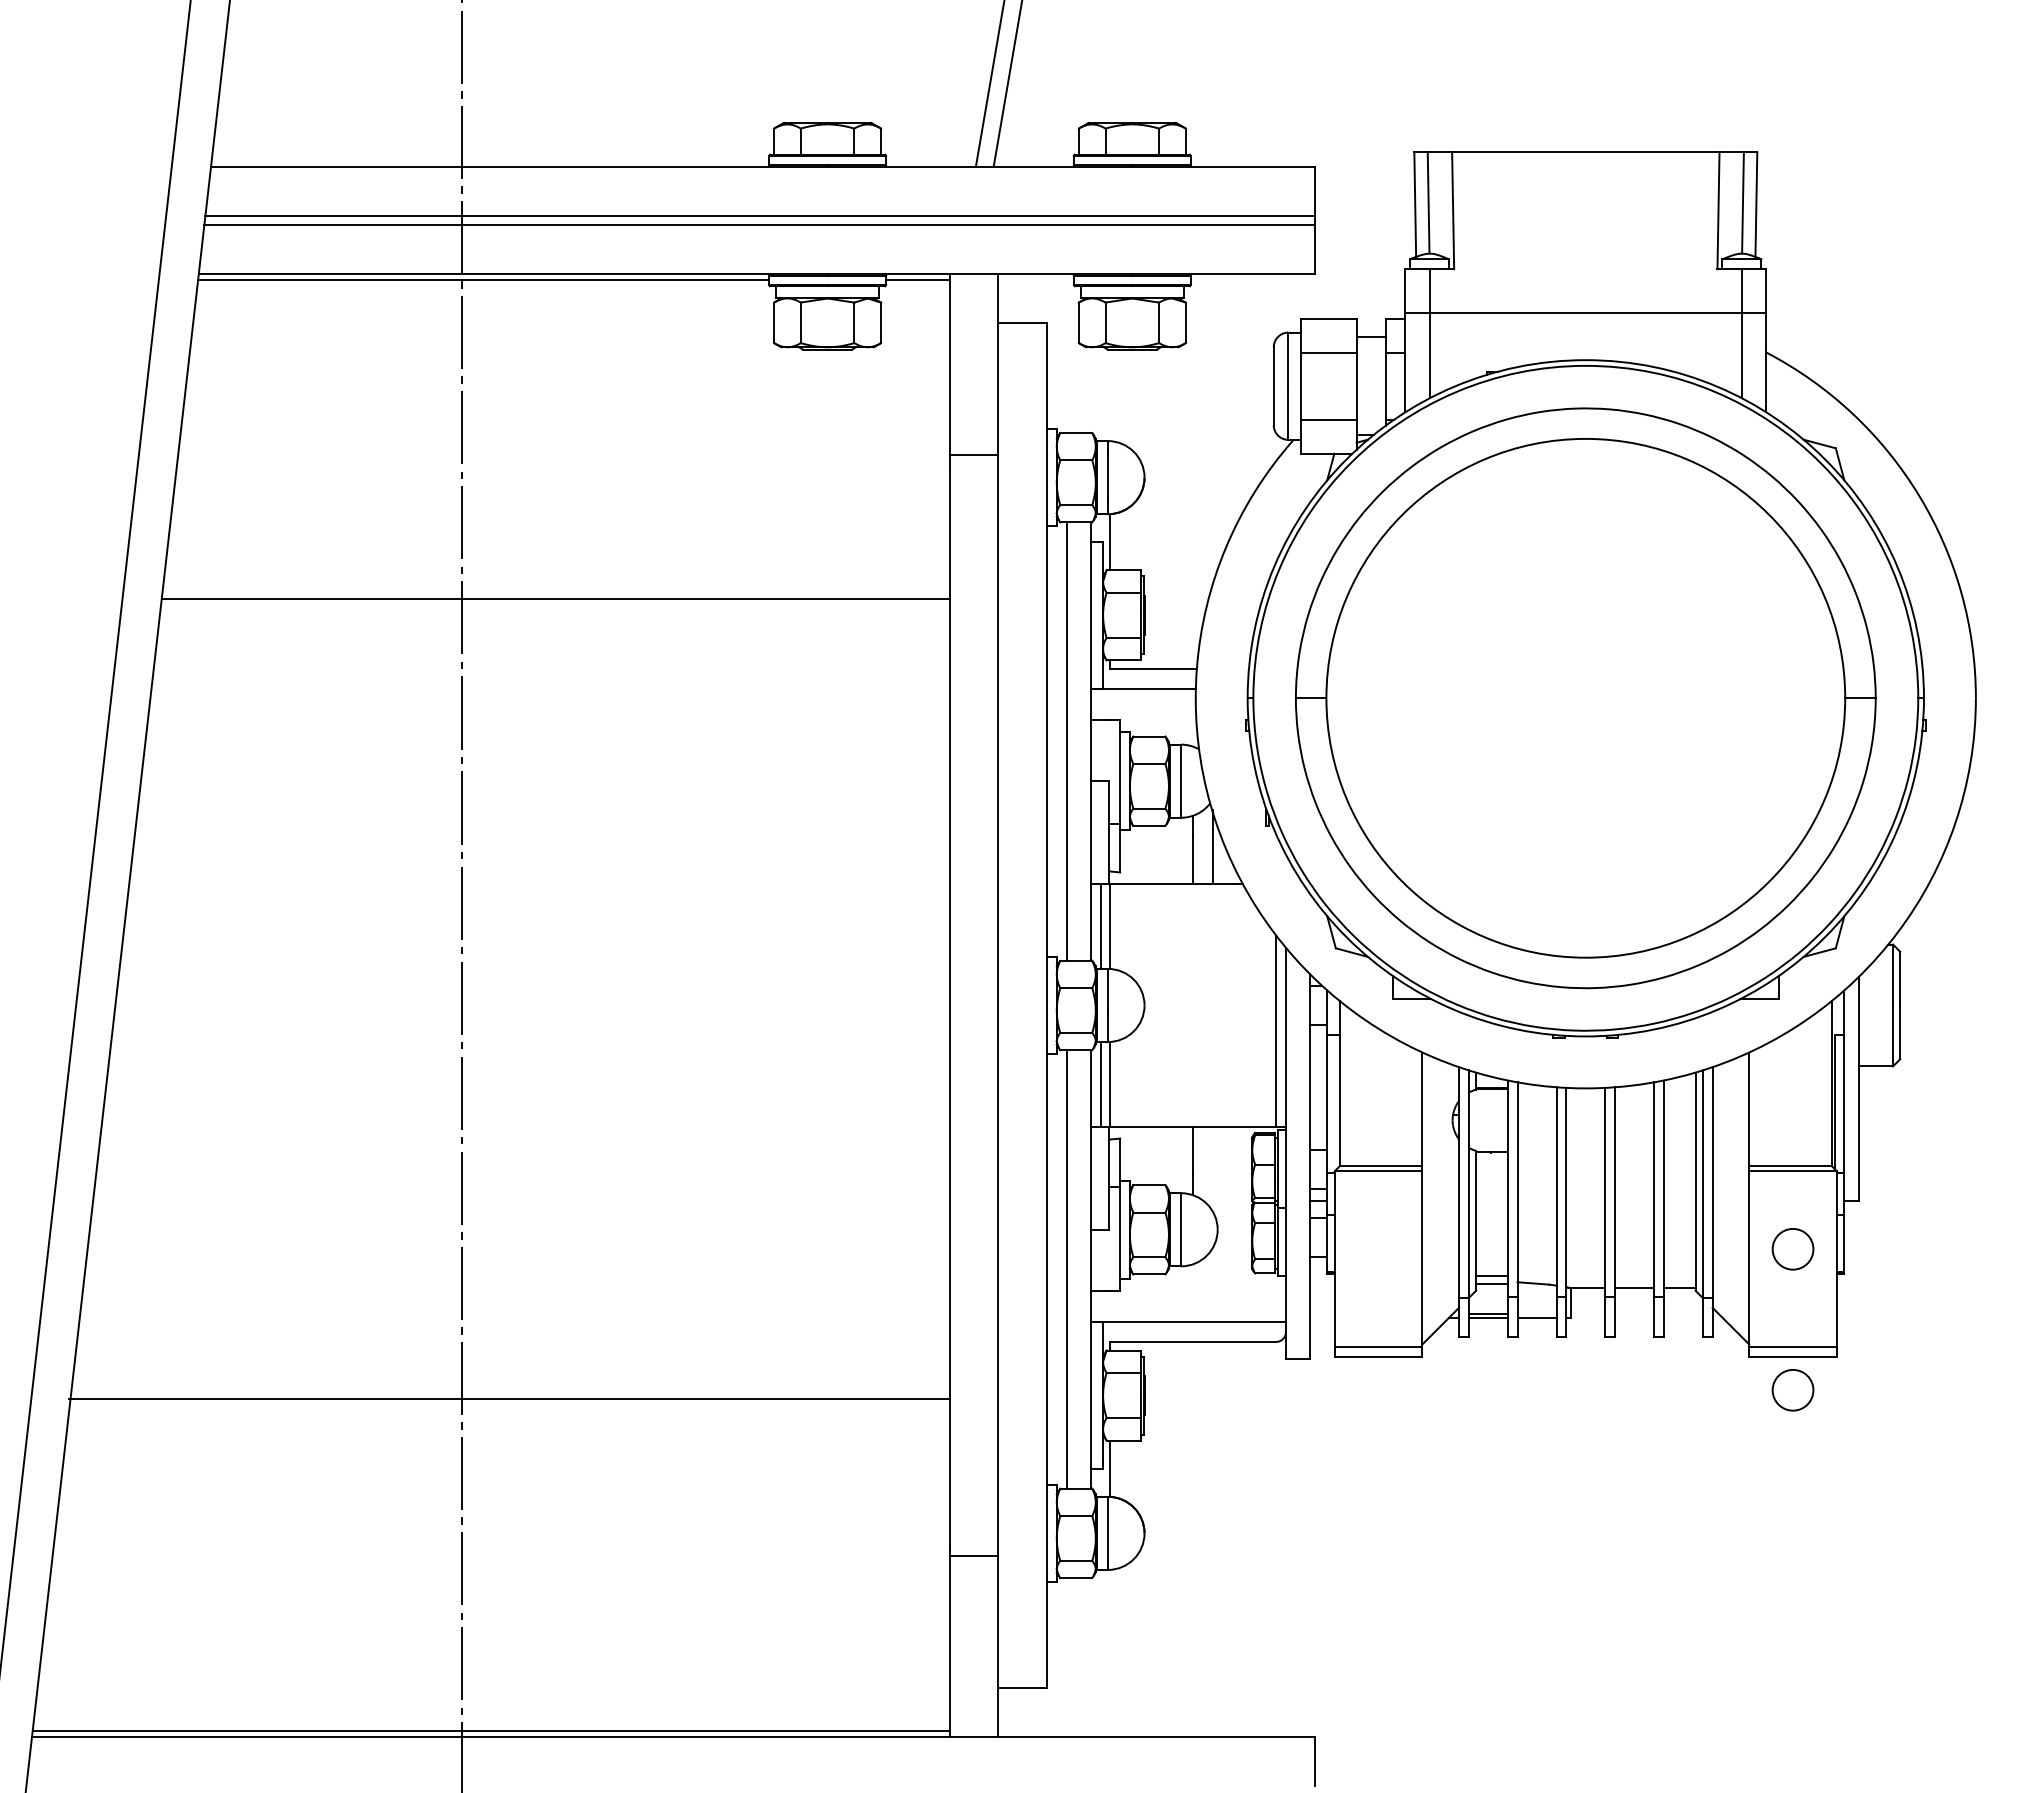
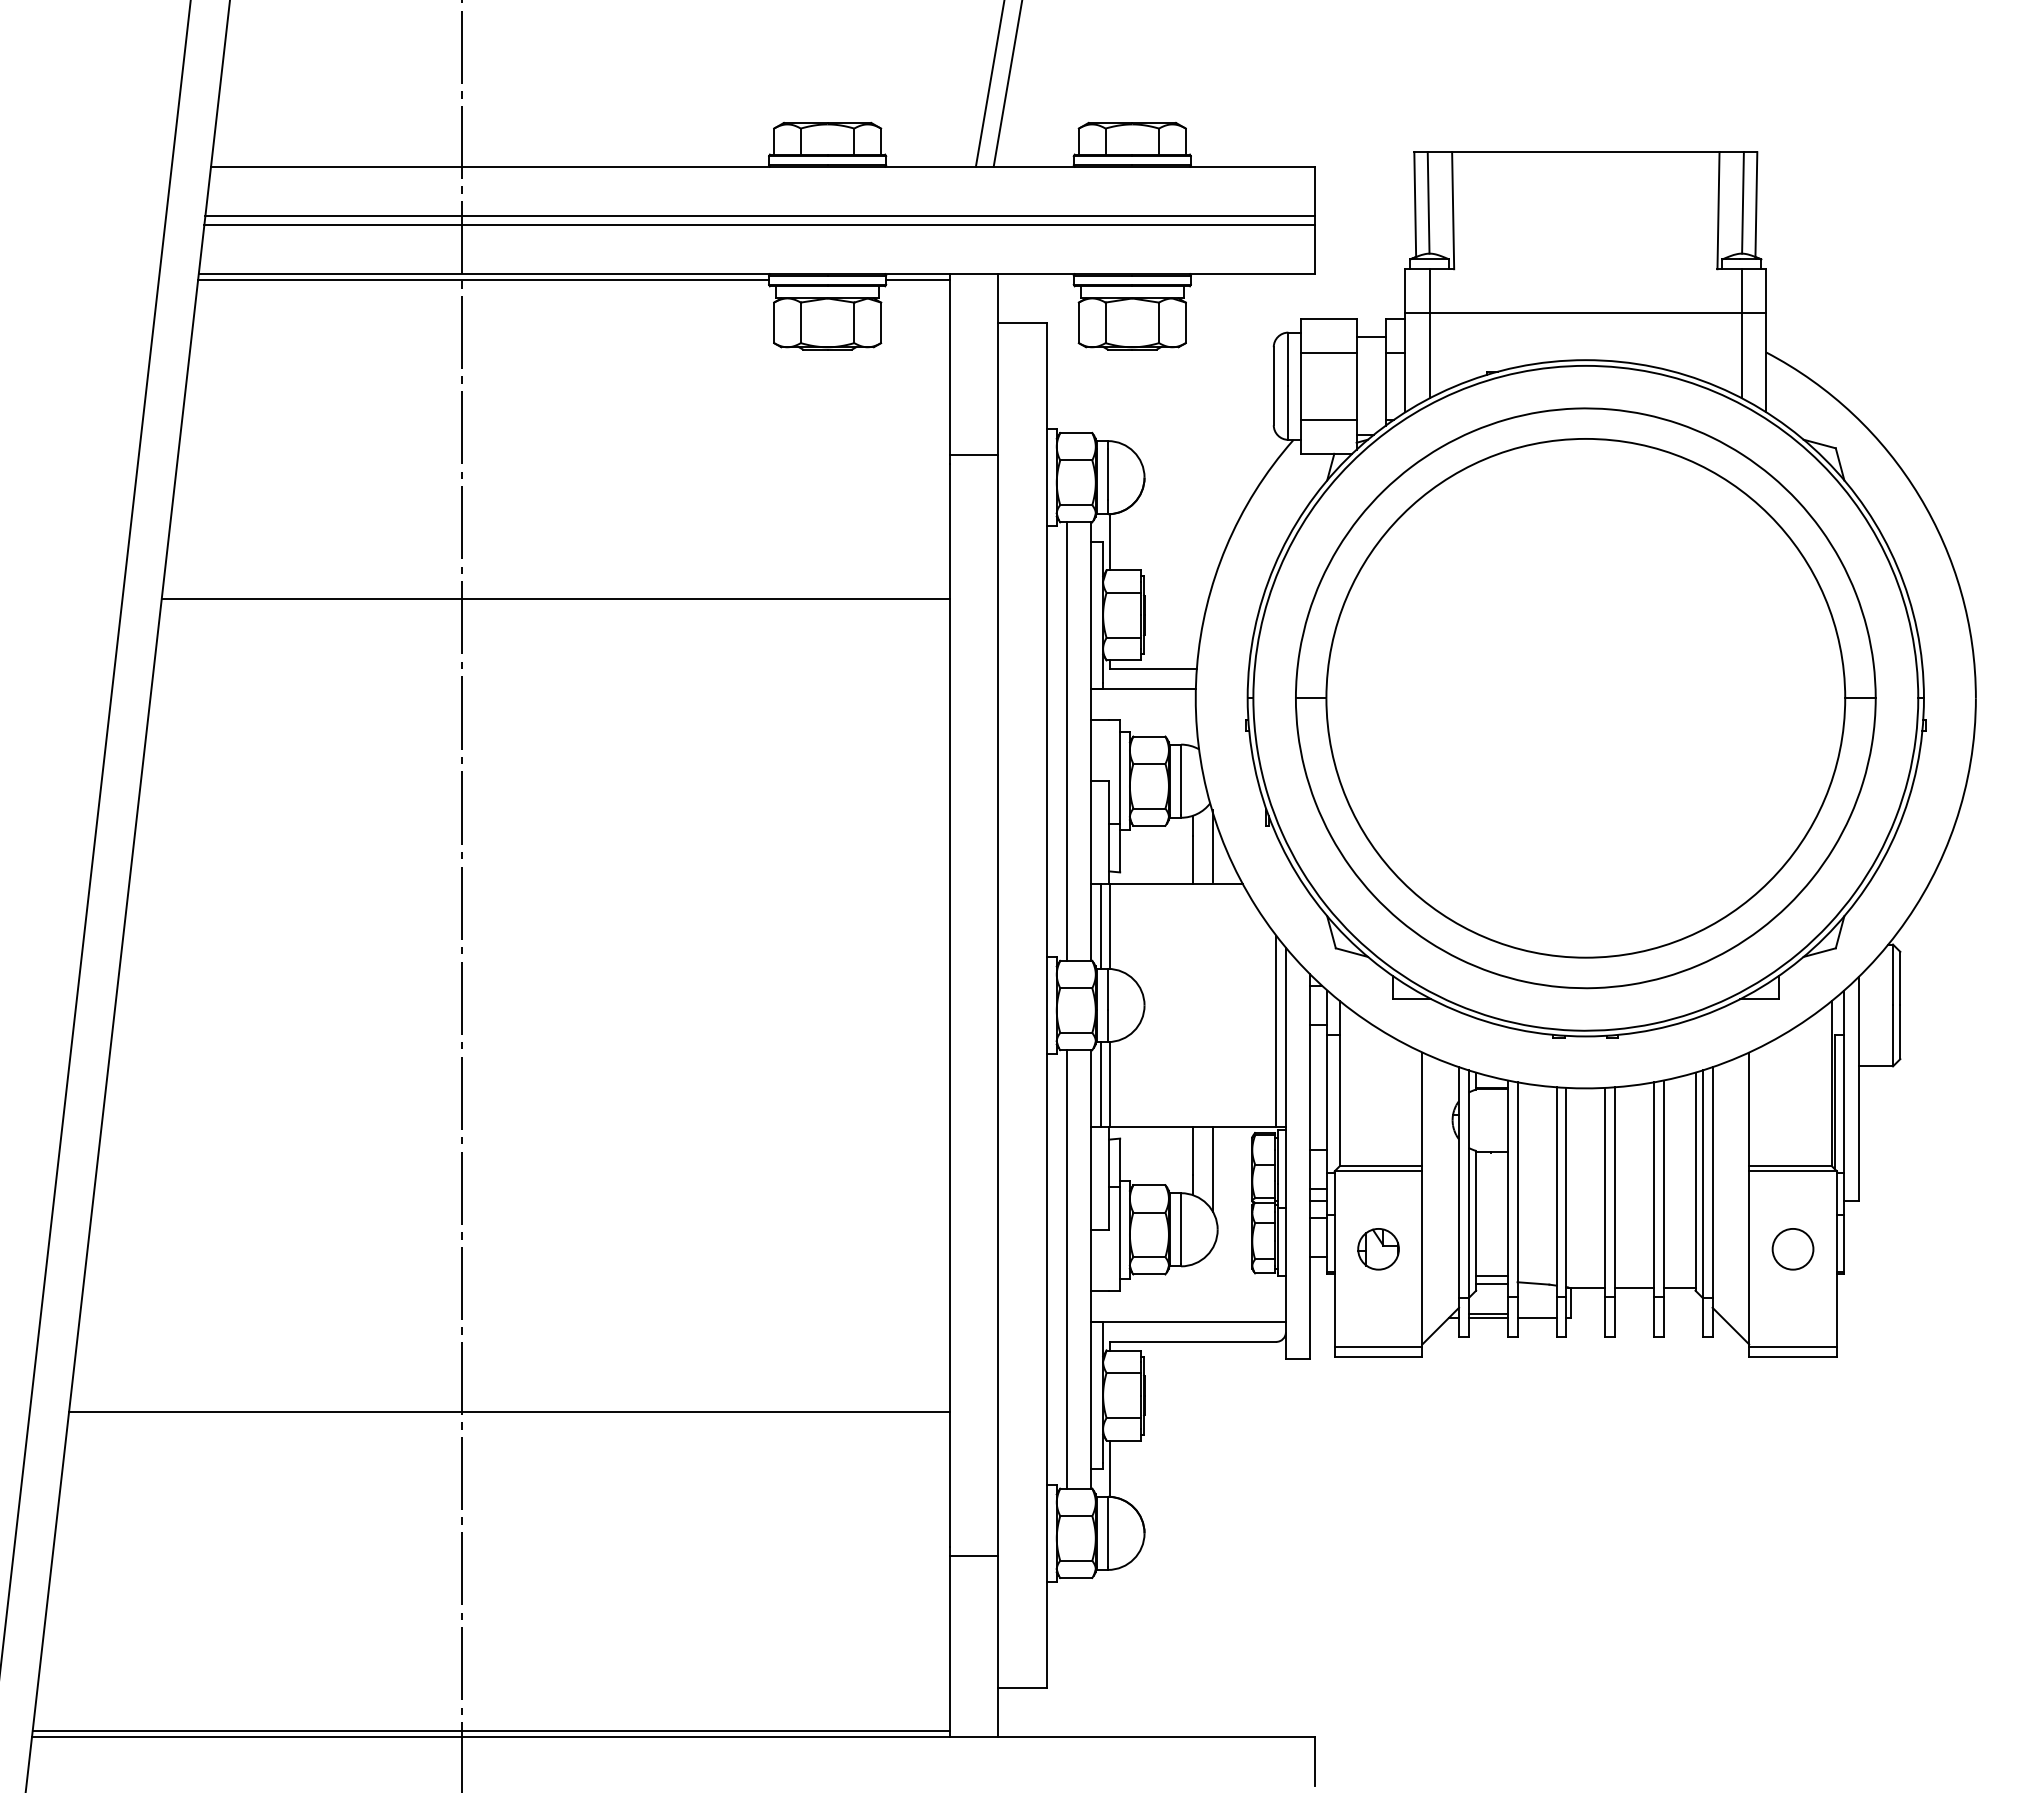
line: none -> present (1212, 1169)
part: none -> present (1378, 1249)
circle: present -> none (1792, 1390)
line position: (509, 1398) -> (509, 1411) (509, 1411)
